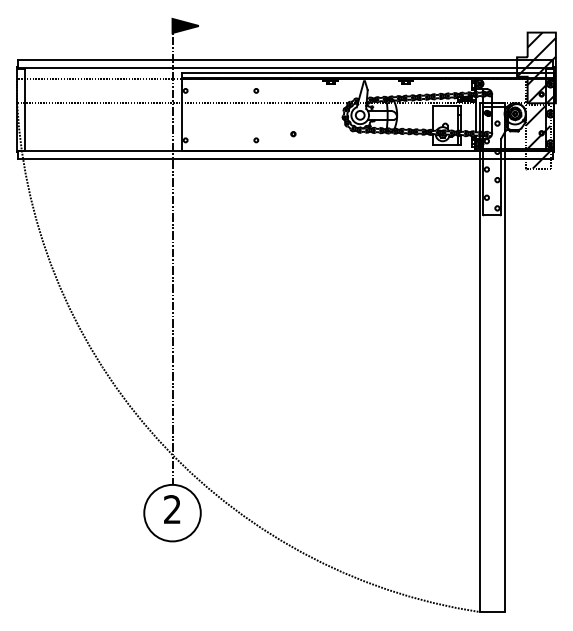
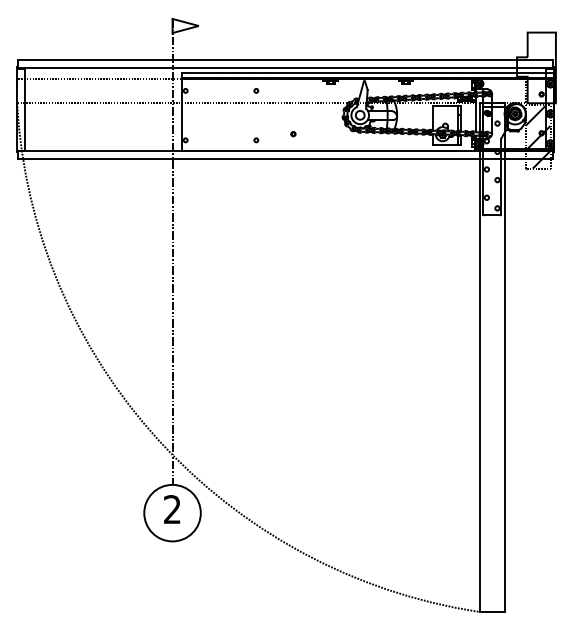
fill: present -> none (185, 25)
hatch: present -> none (536, 67)
